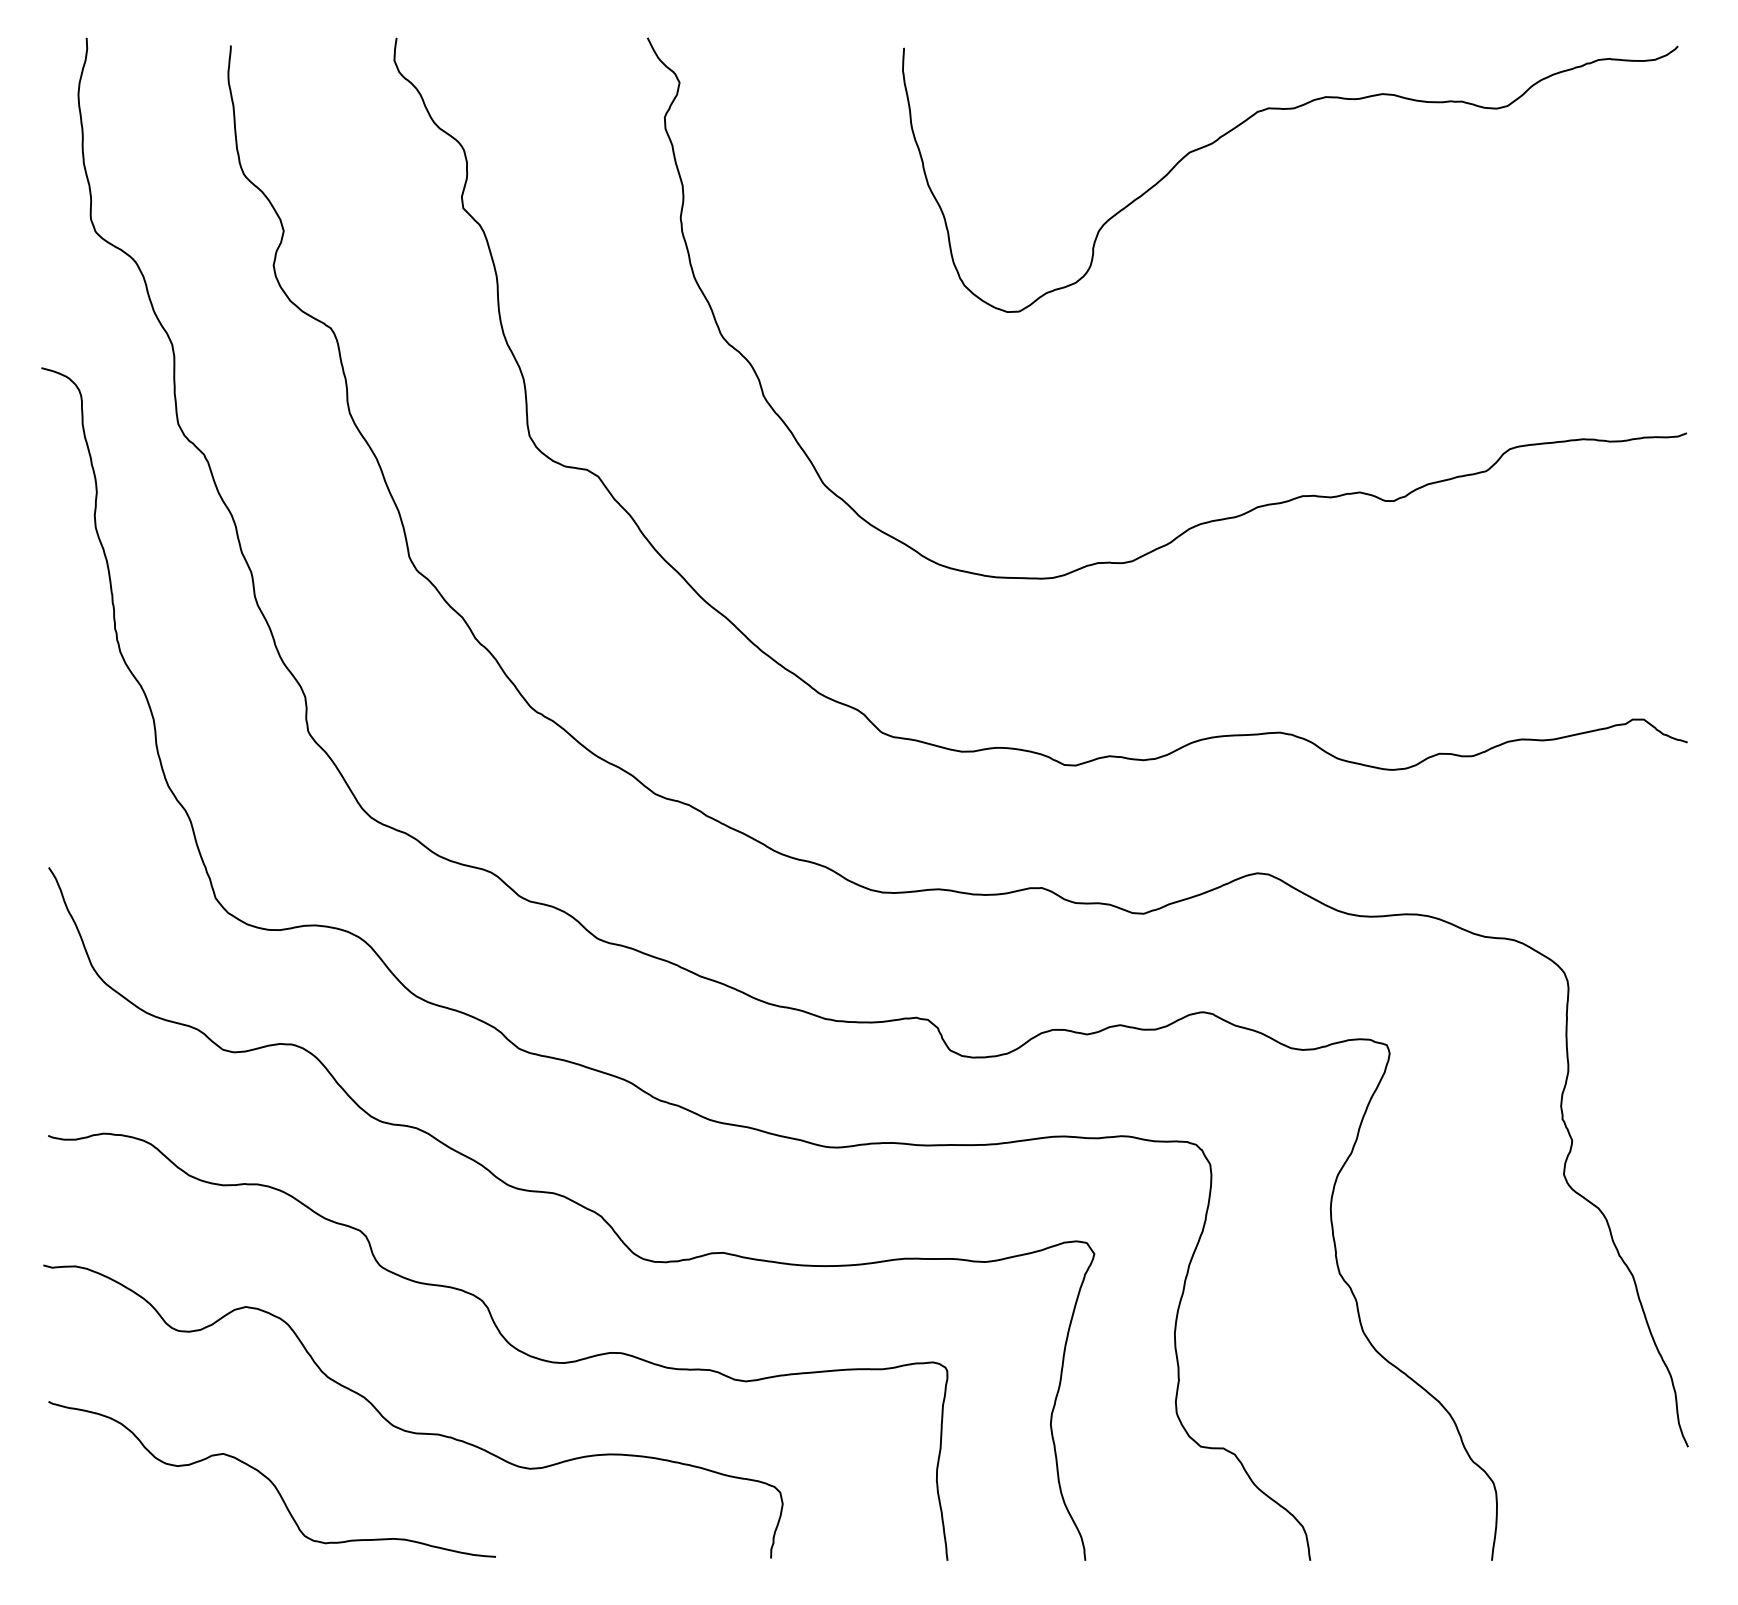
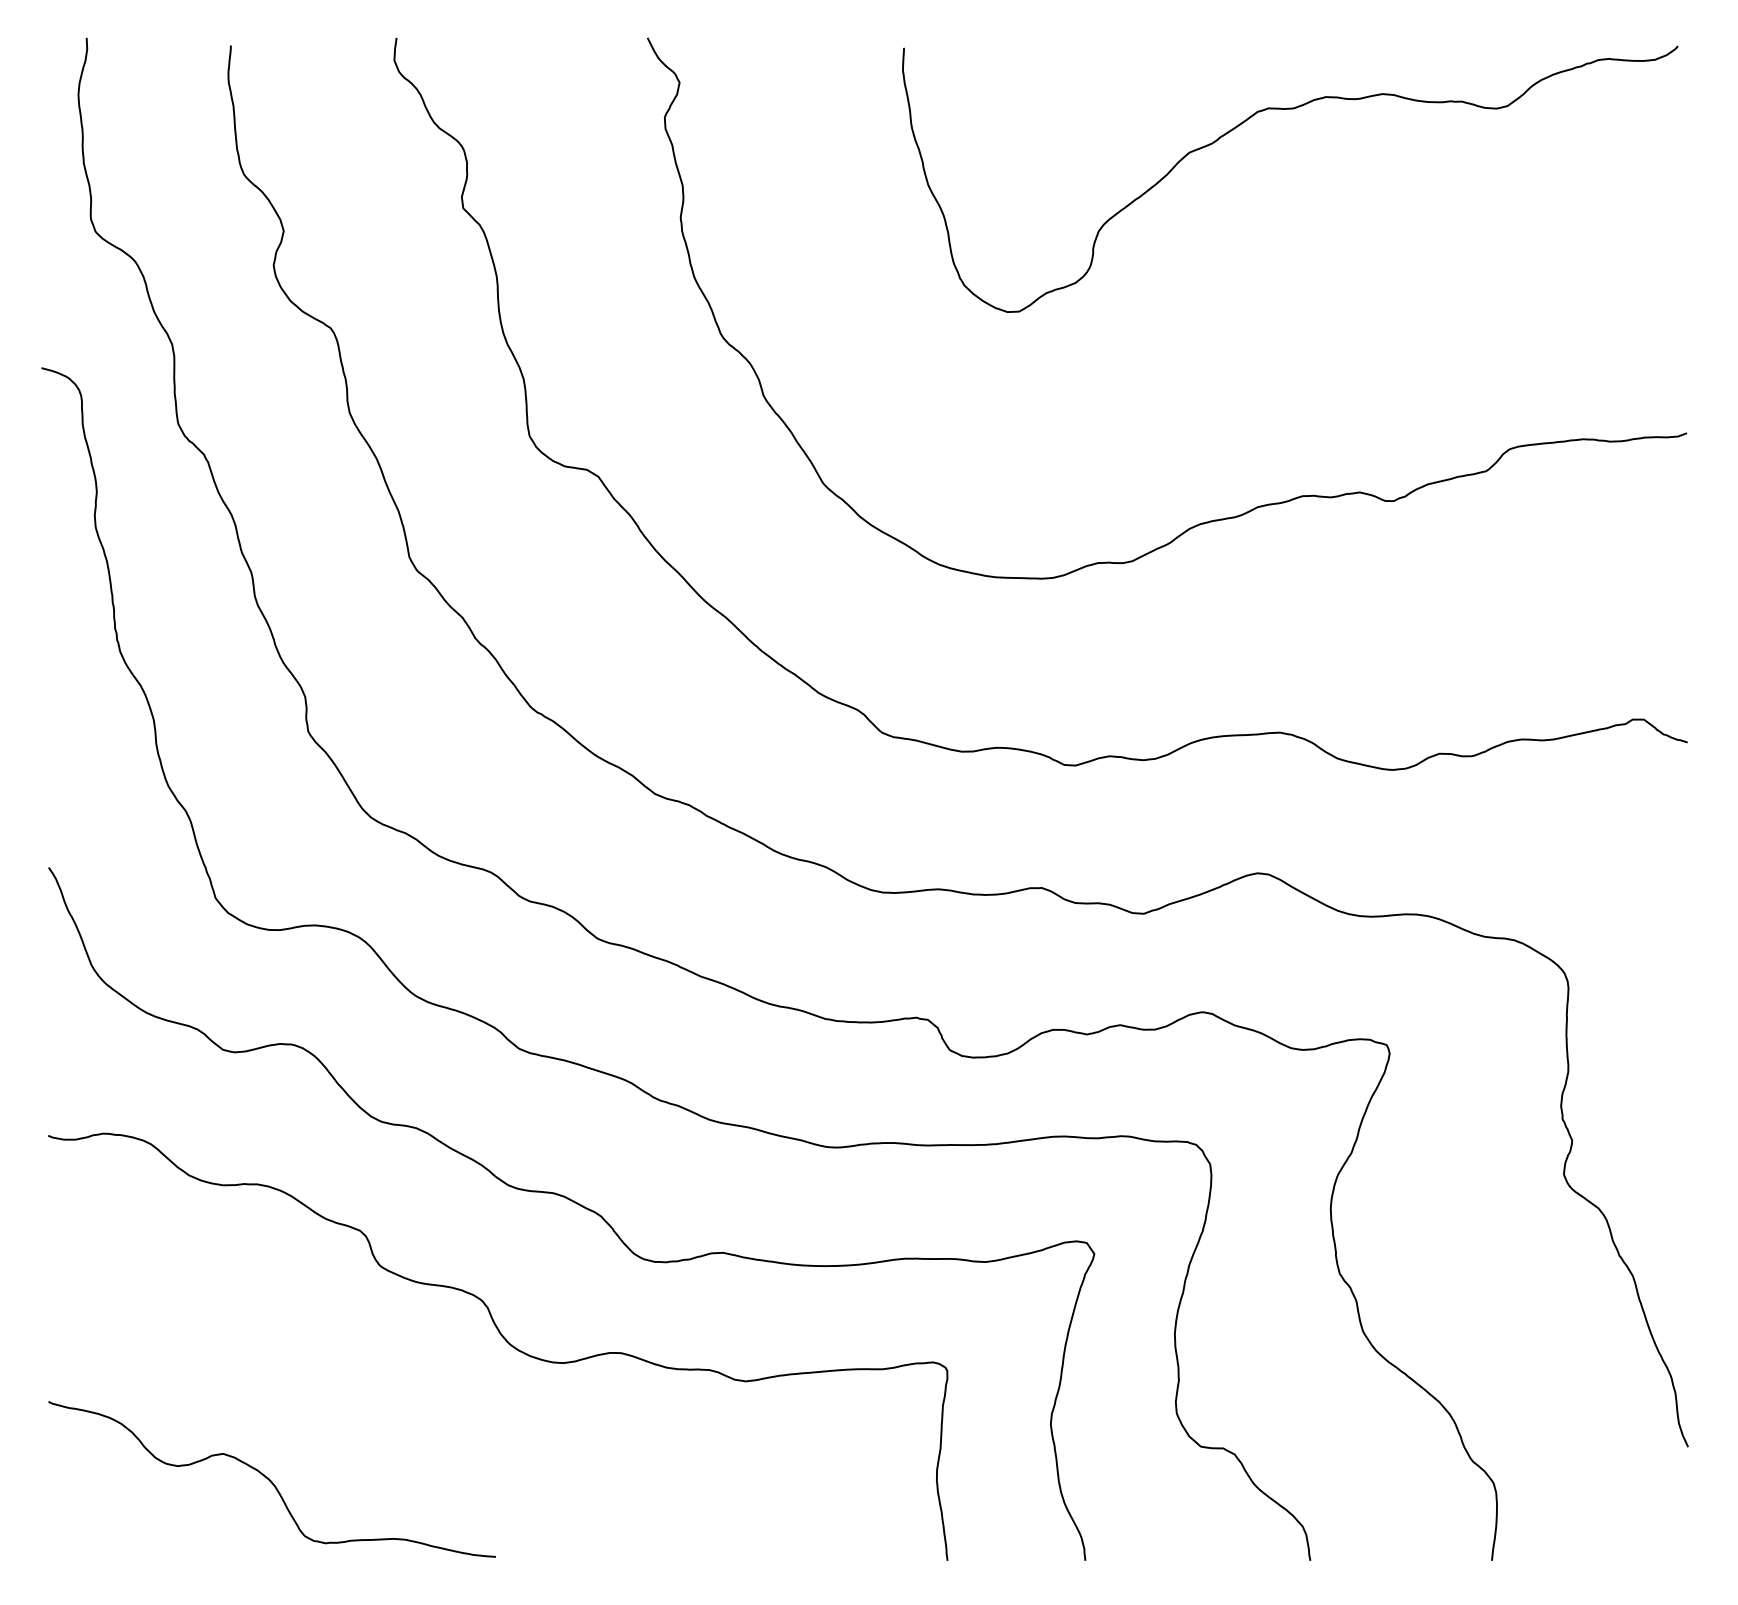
curve: present -> none (408, 1430)
